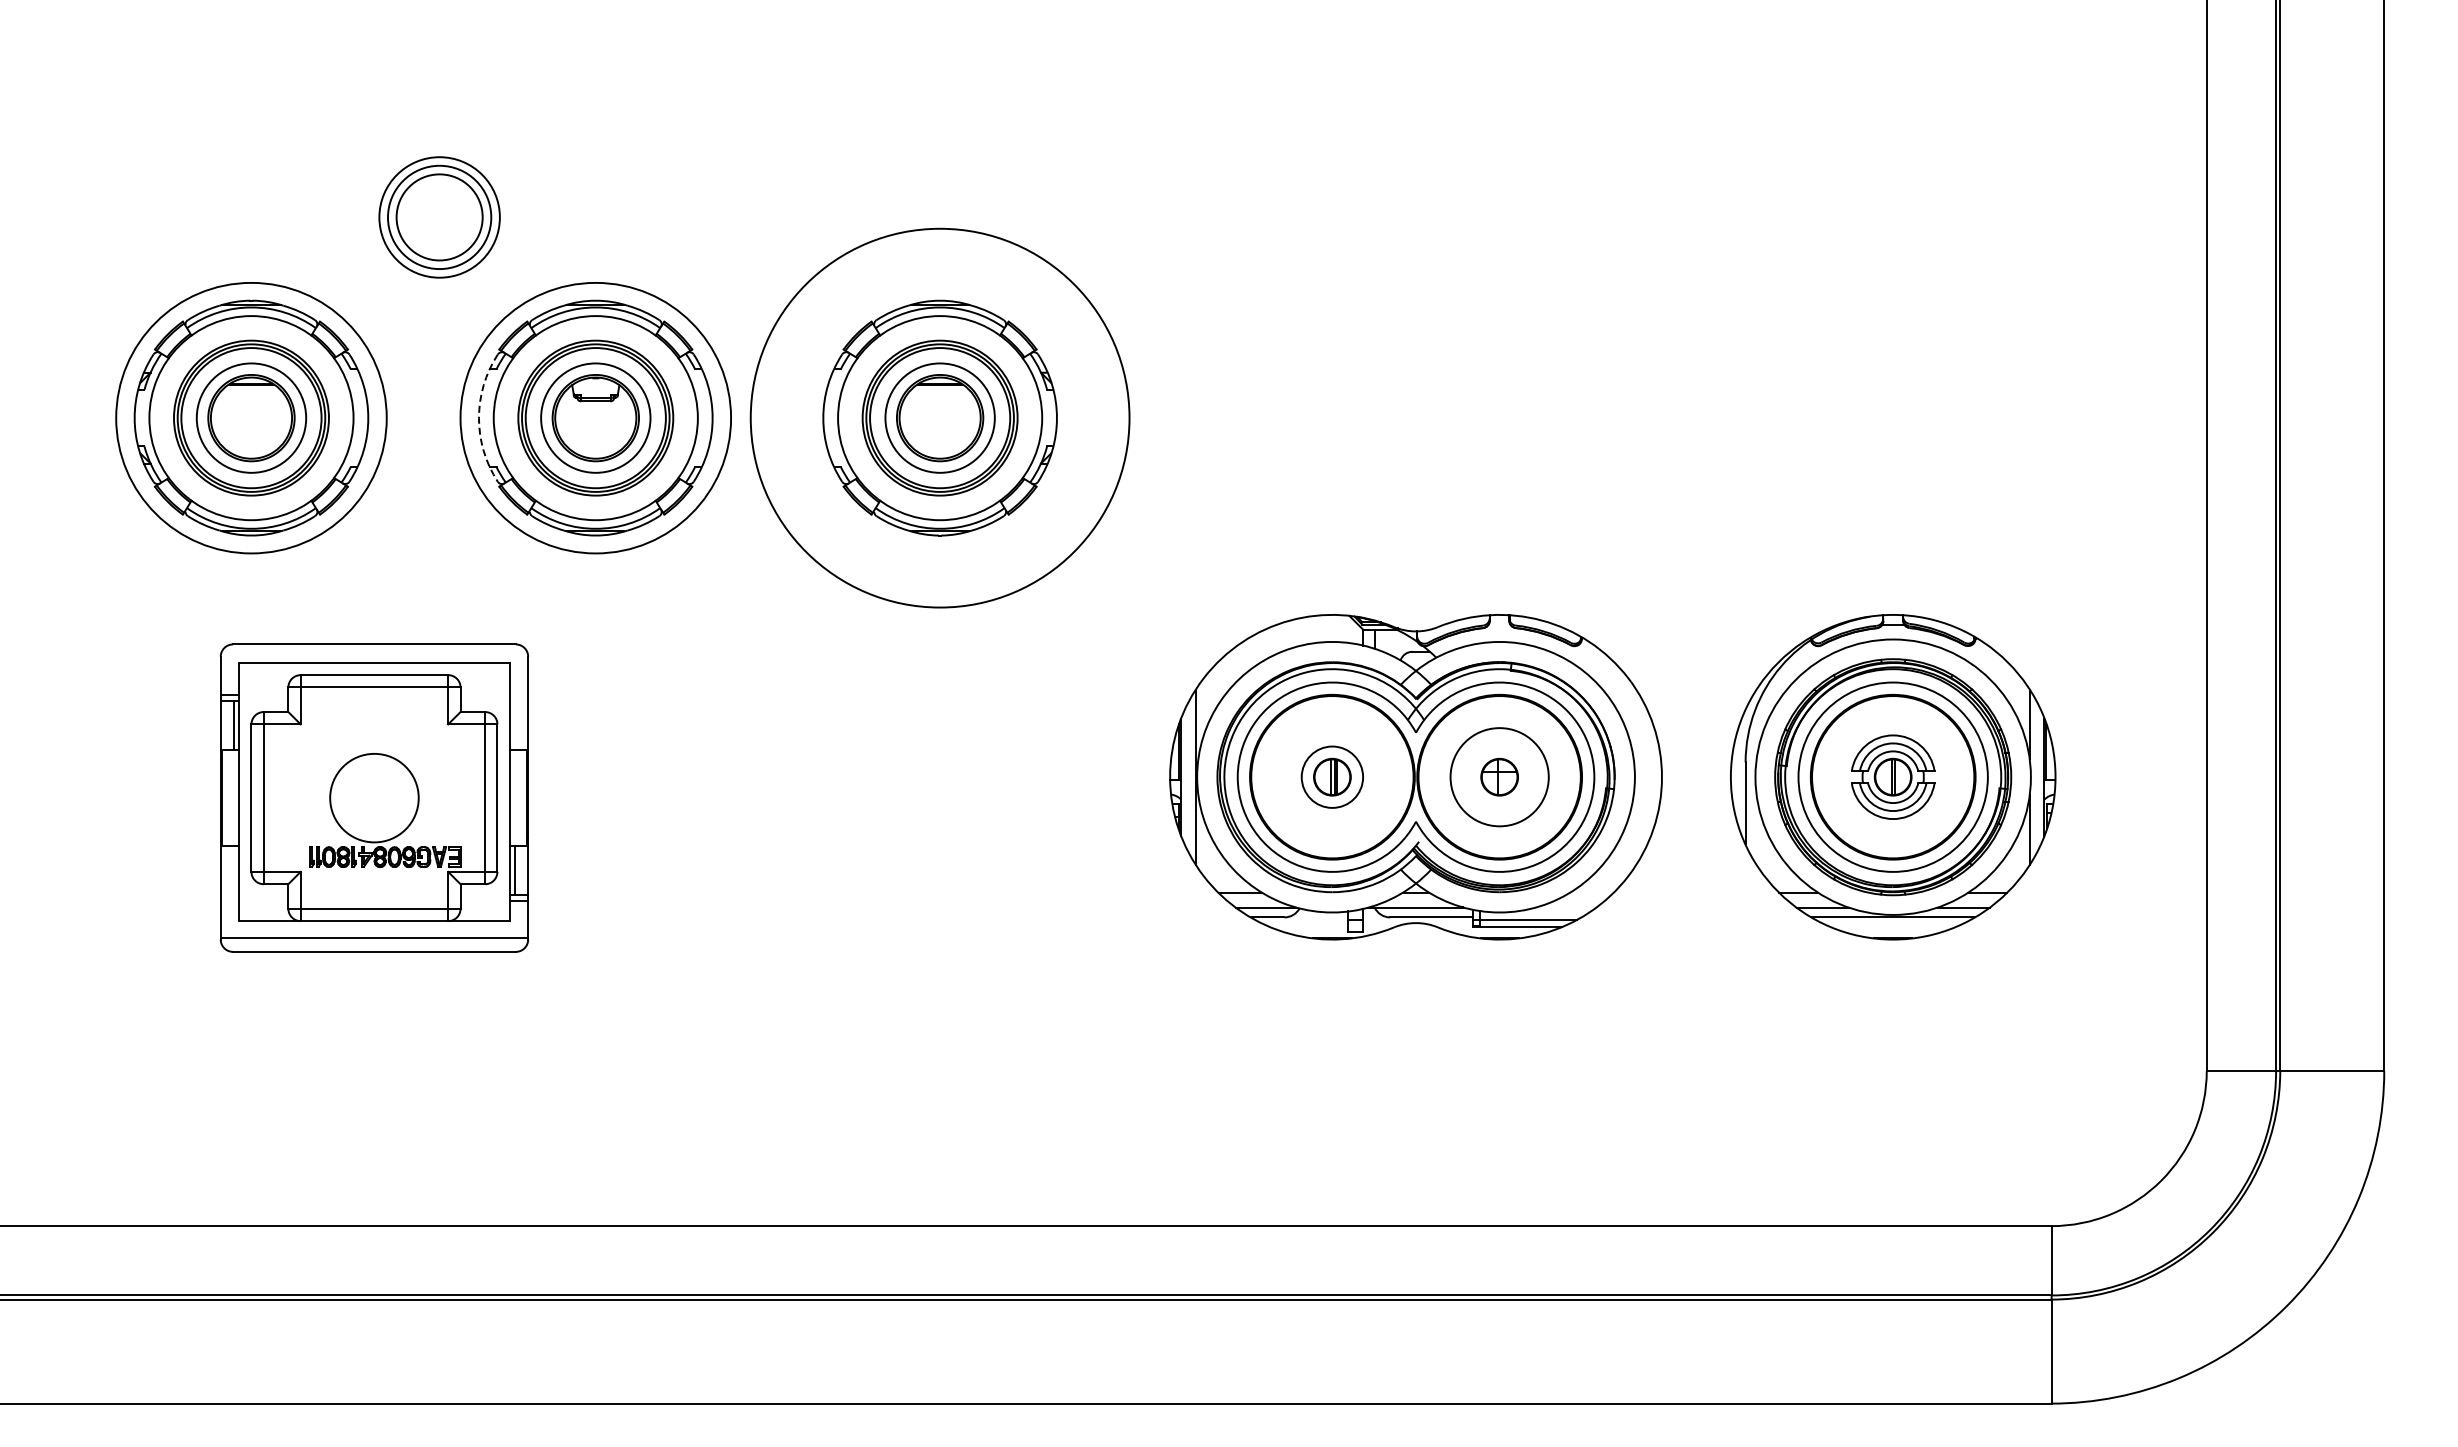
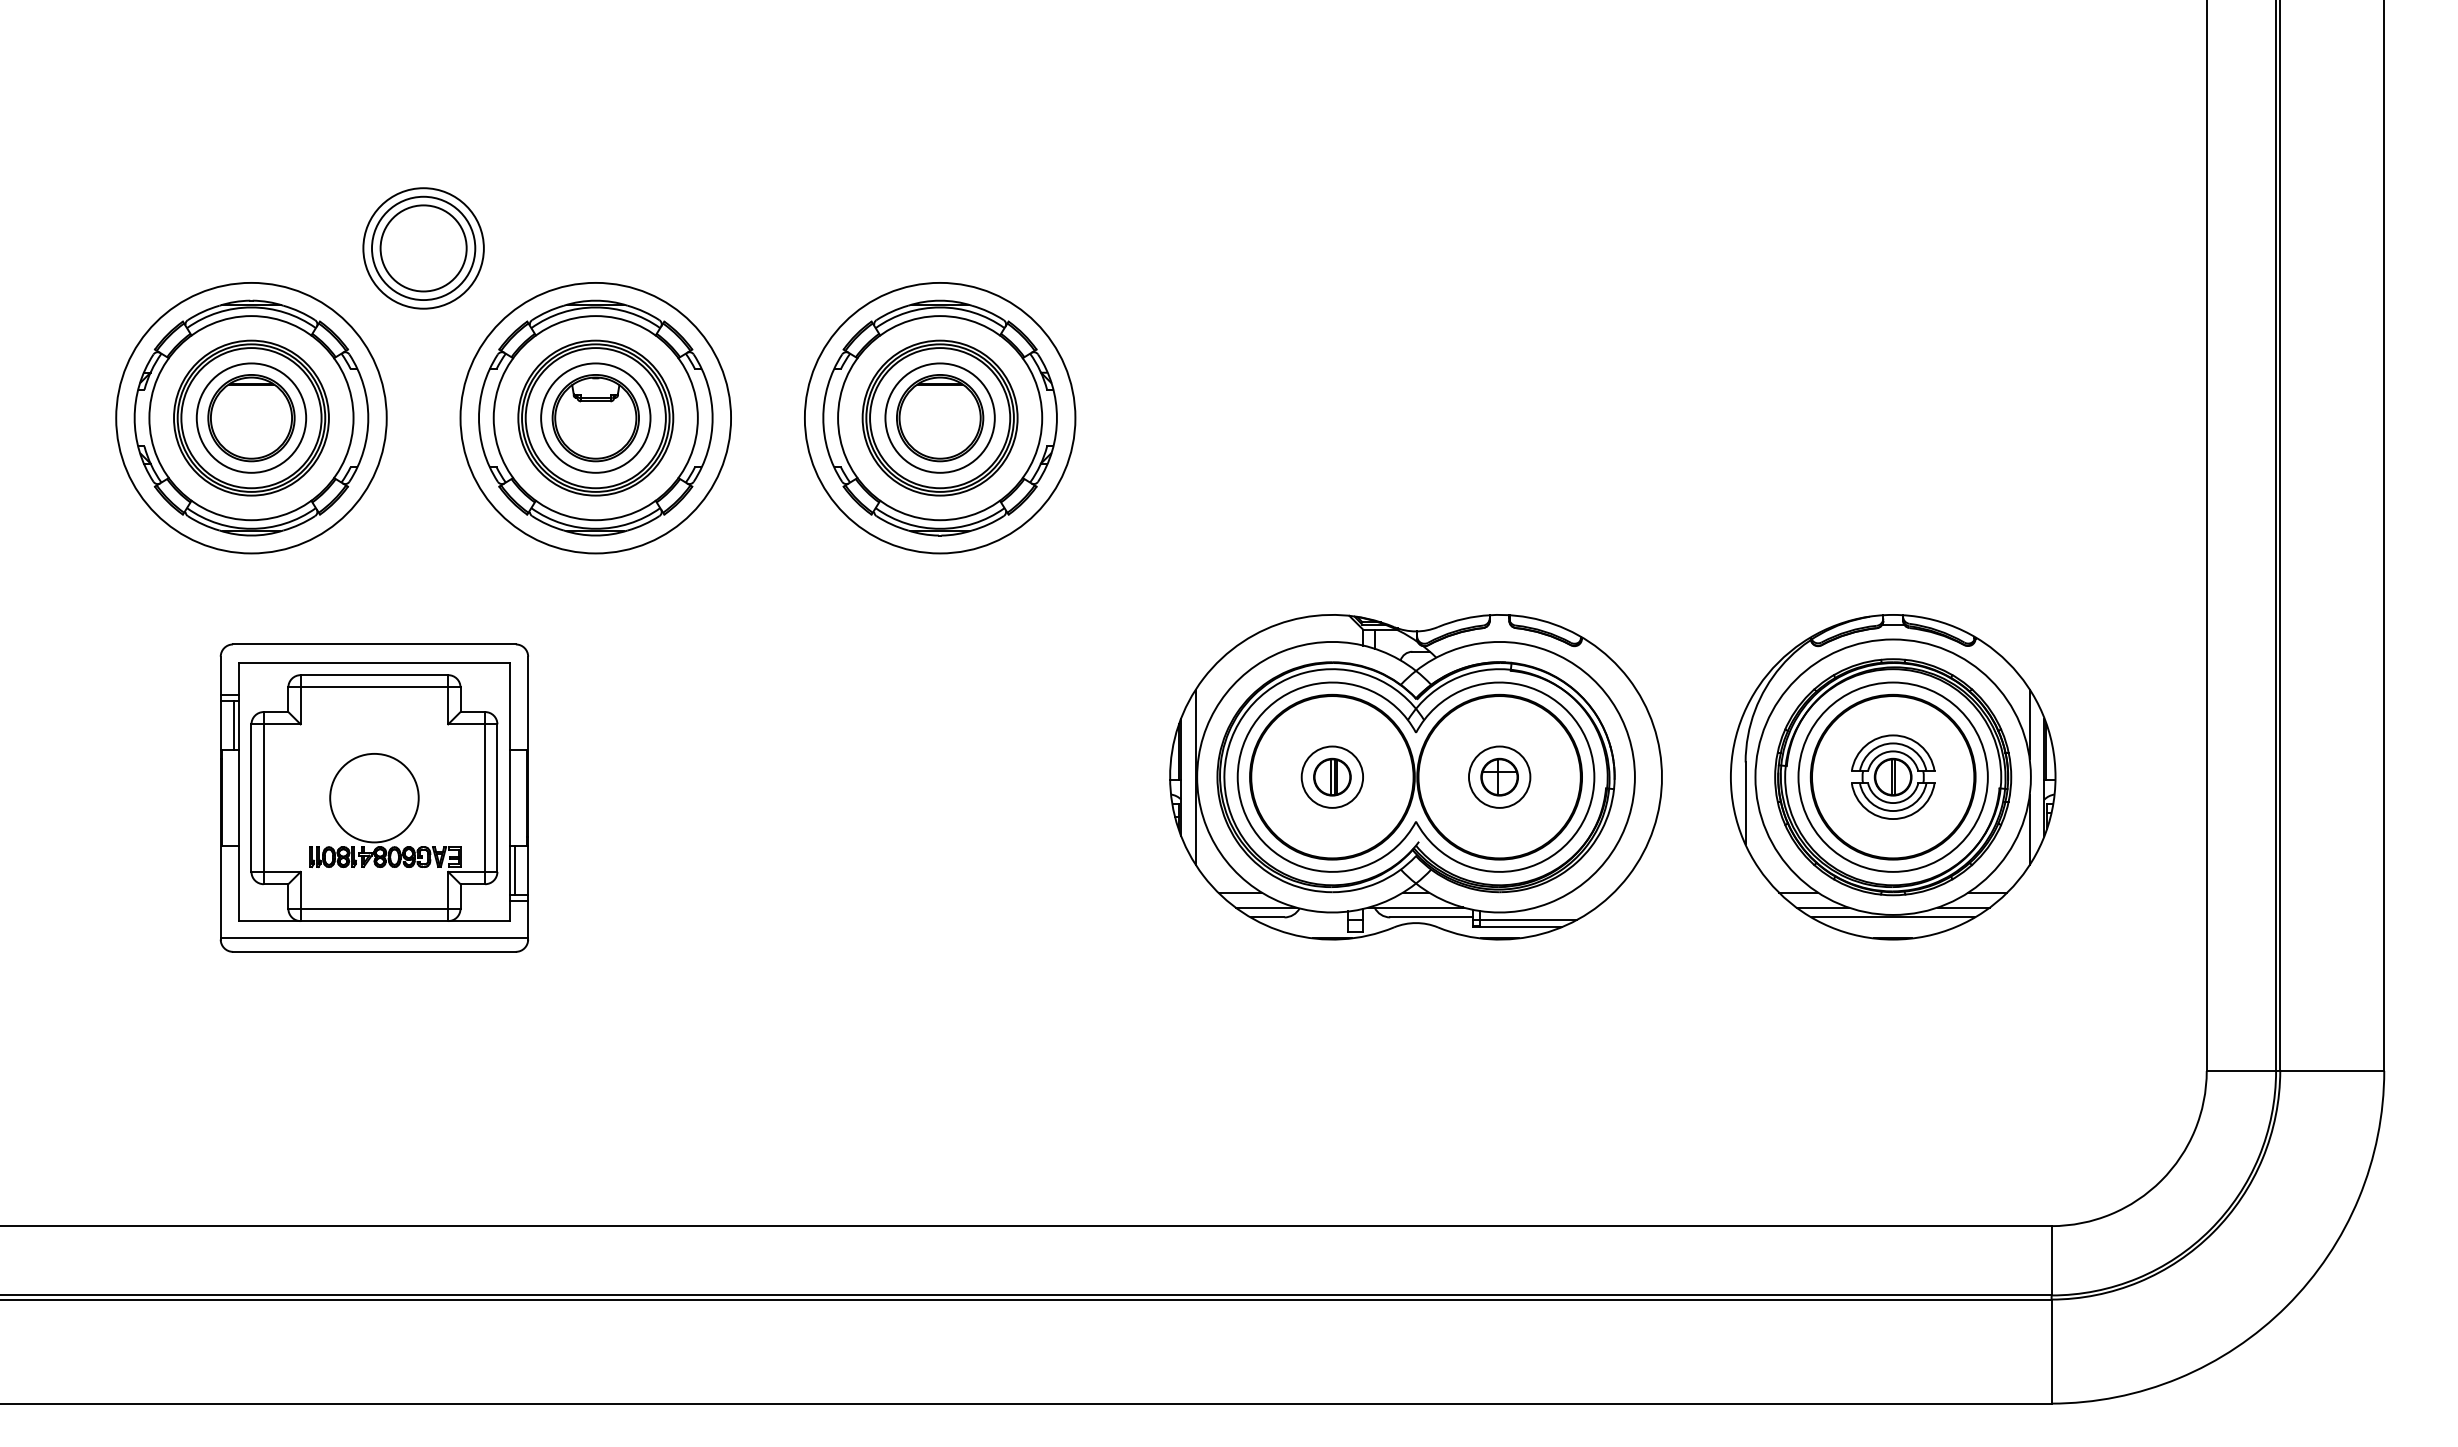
part position: (439, 217) -> (423, 248) (423, 248)
circle diameter: 379 px -> 271 px (939, 417)
arc: dashed -> solid (478, 418)
circle diameter: 98 px -> 61 px (1499, 776)
